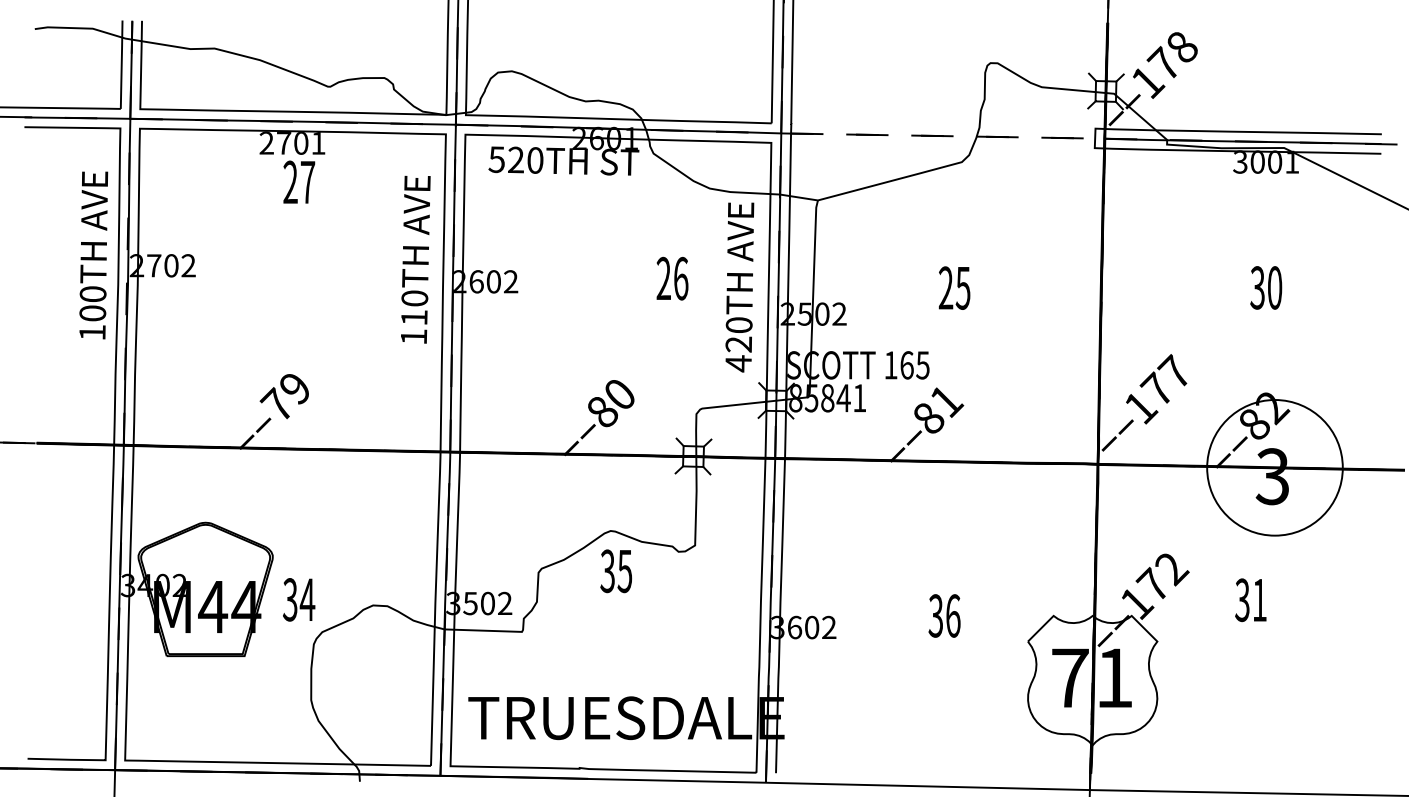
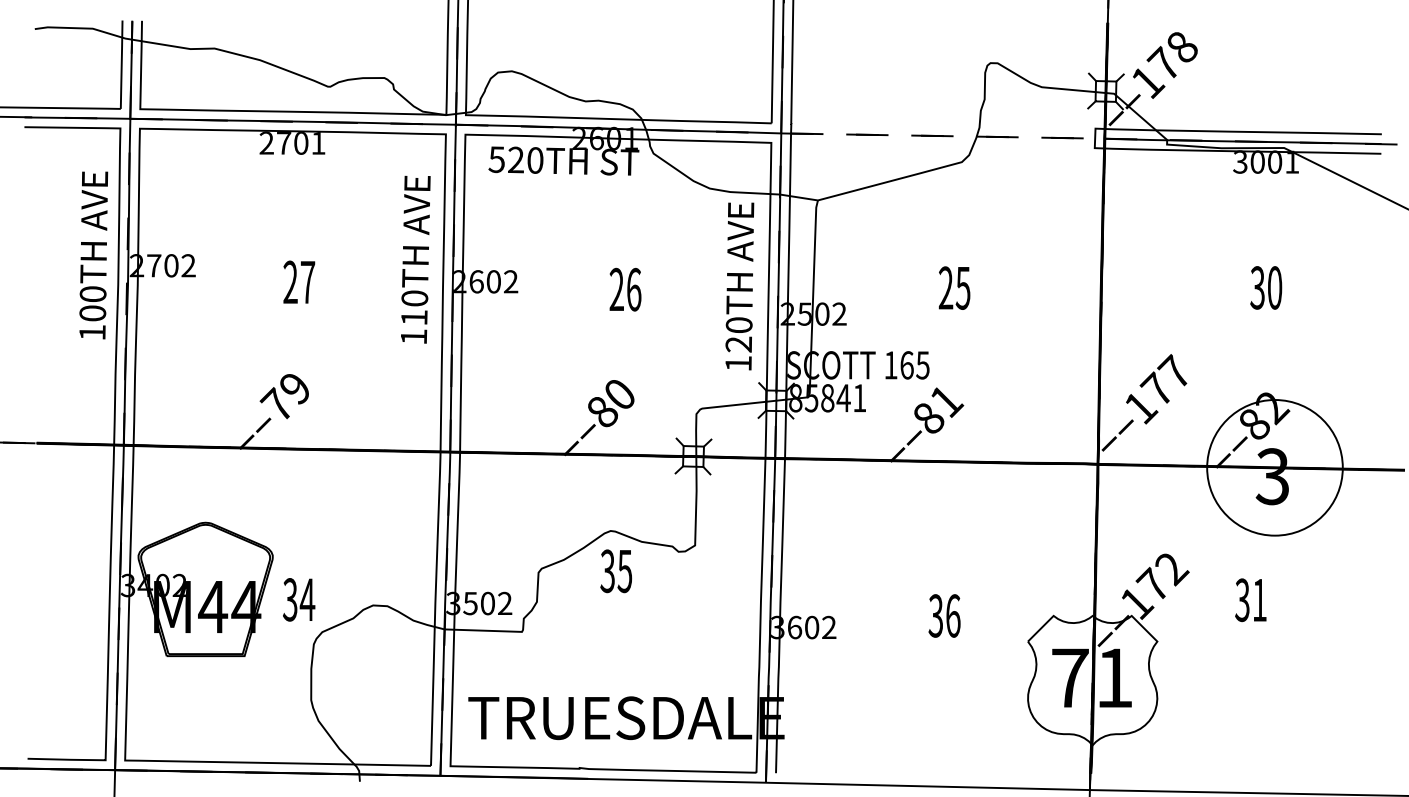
text position: (299, 181) -> (299, 281) (299, 281)
text position: (672, 278) -> (625, 289) (625, 289)
text: 420TH -> 120TH (738, 363)
